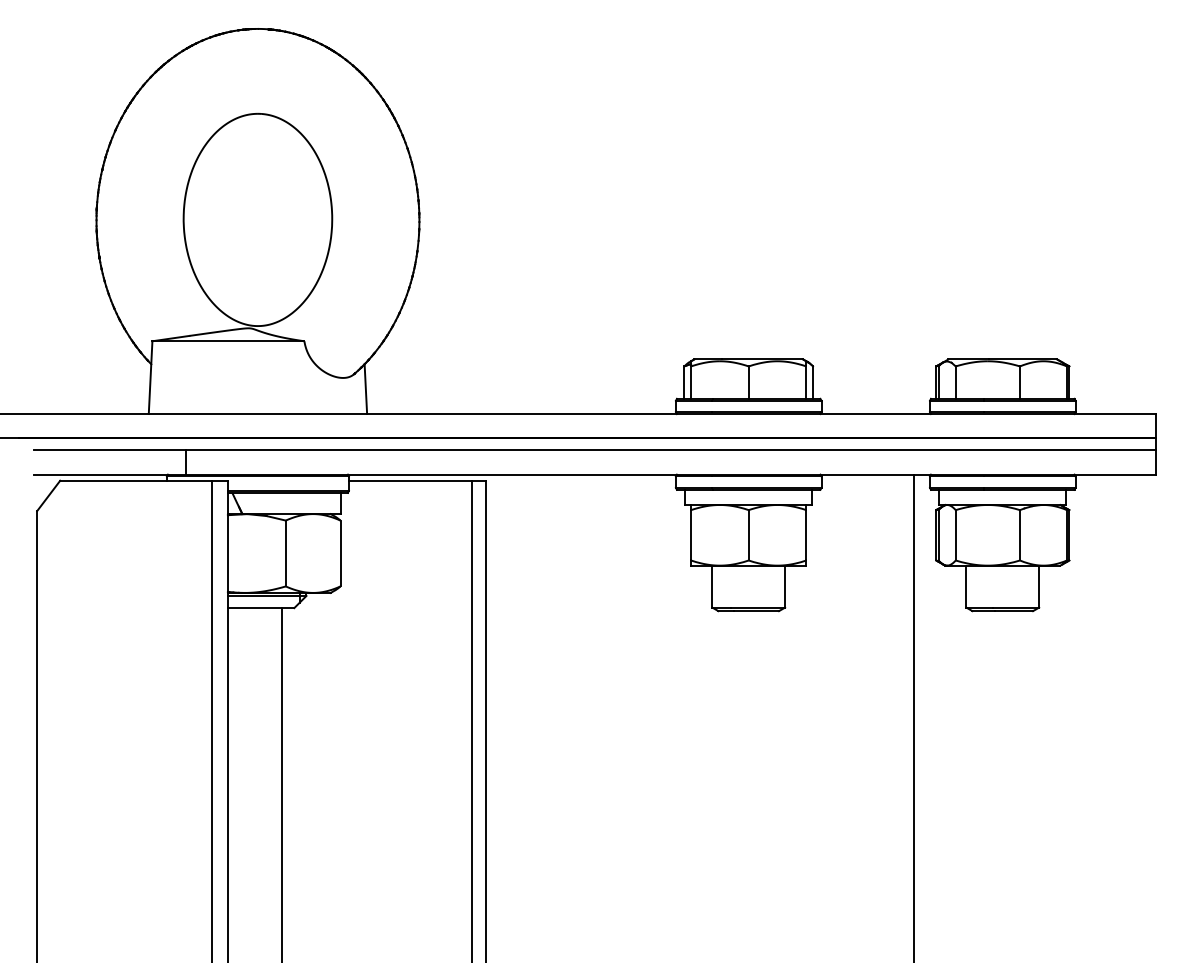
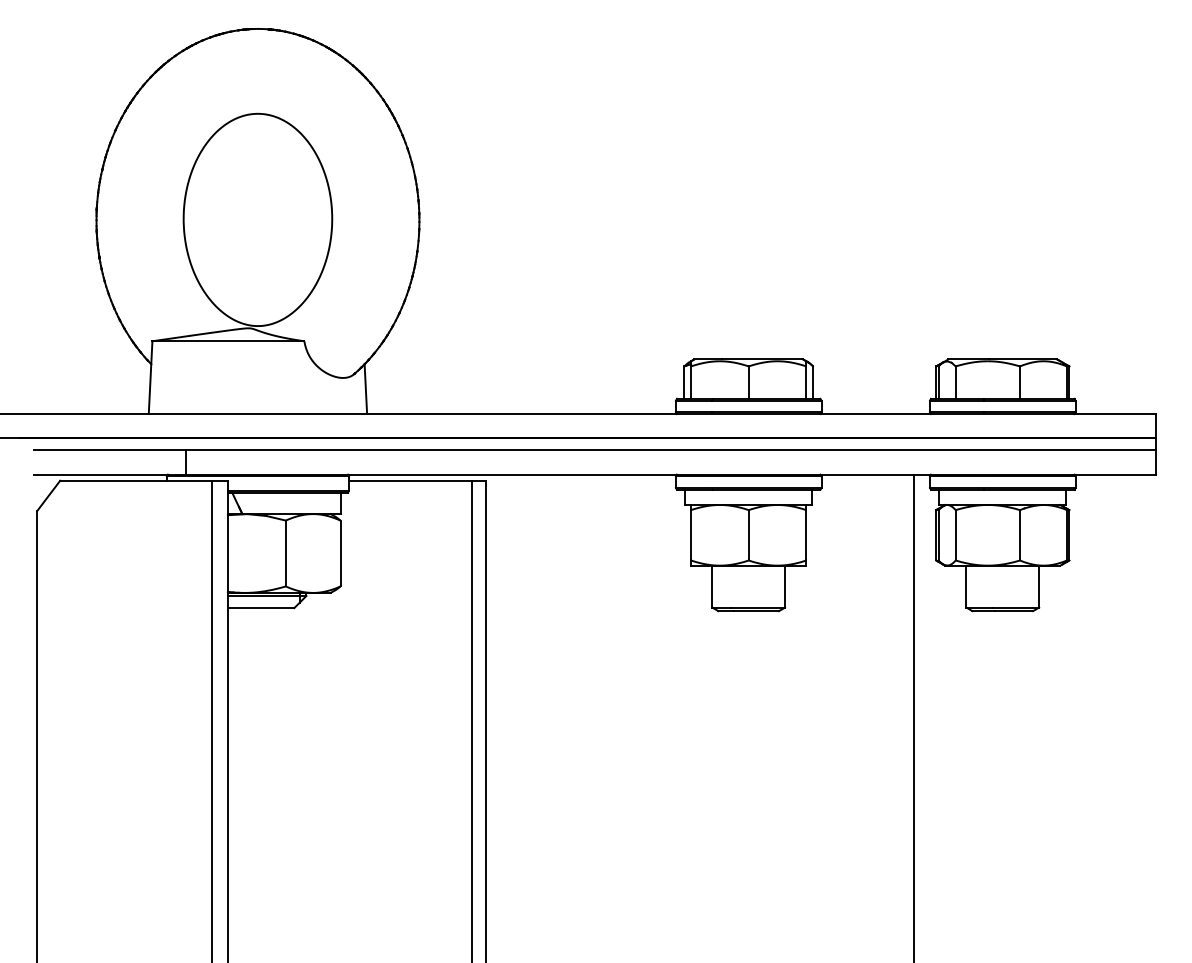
line: present -> none (282, 783)
